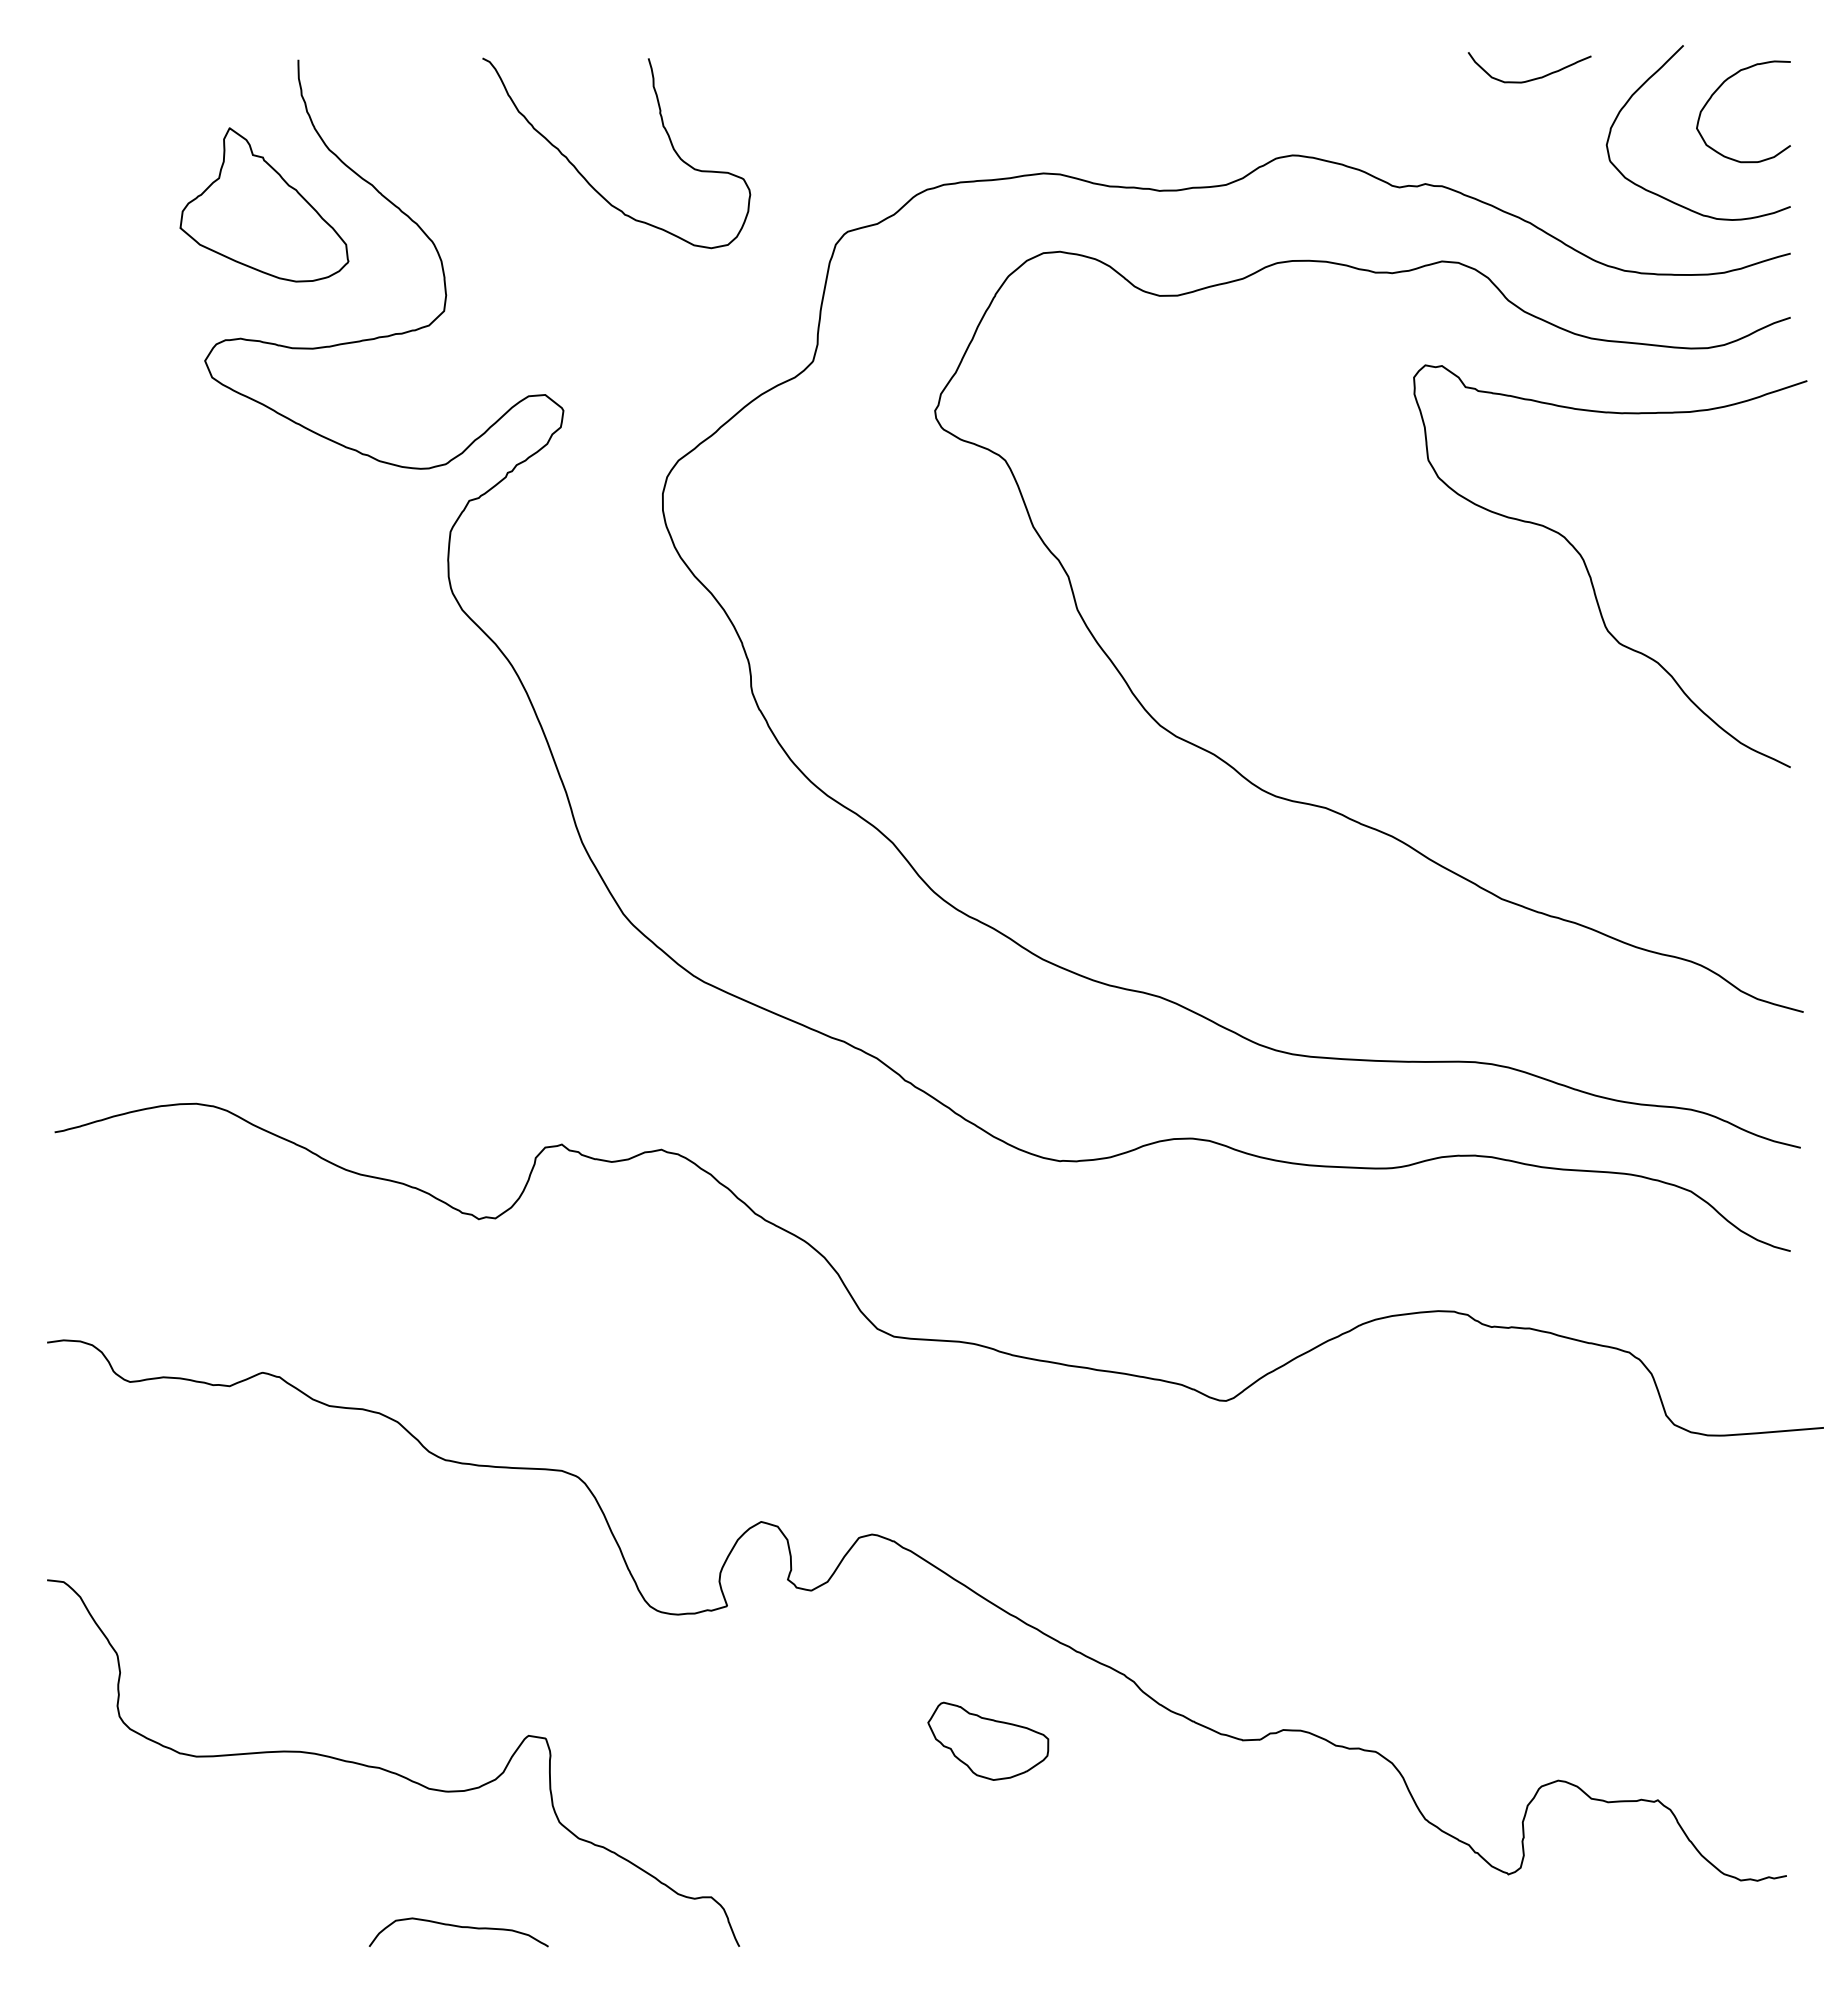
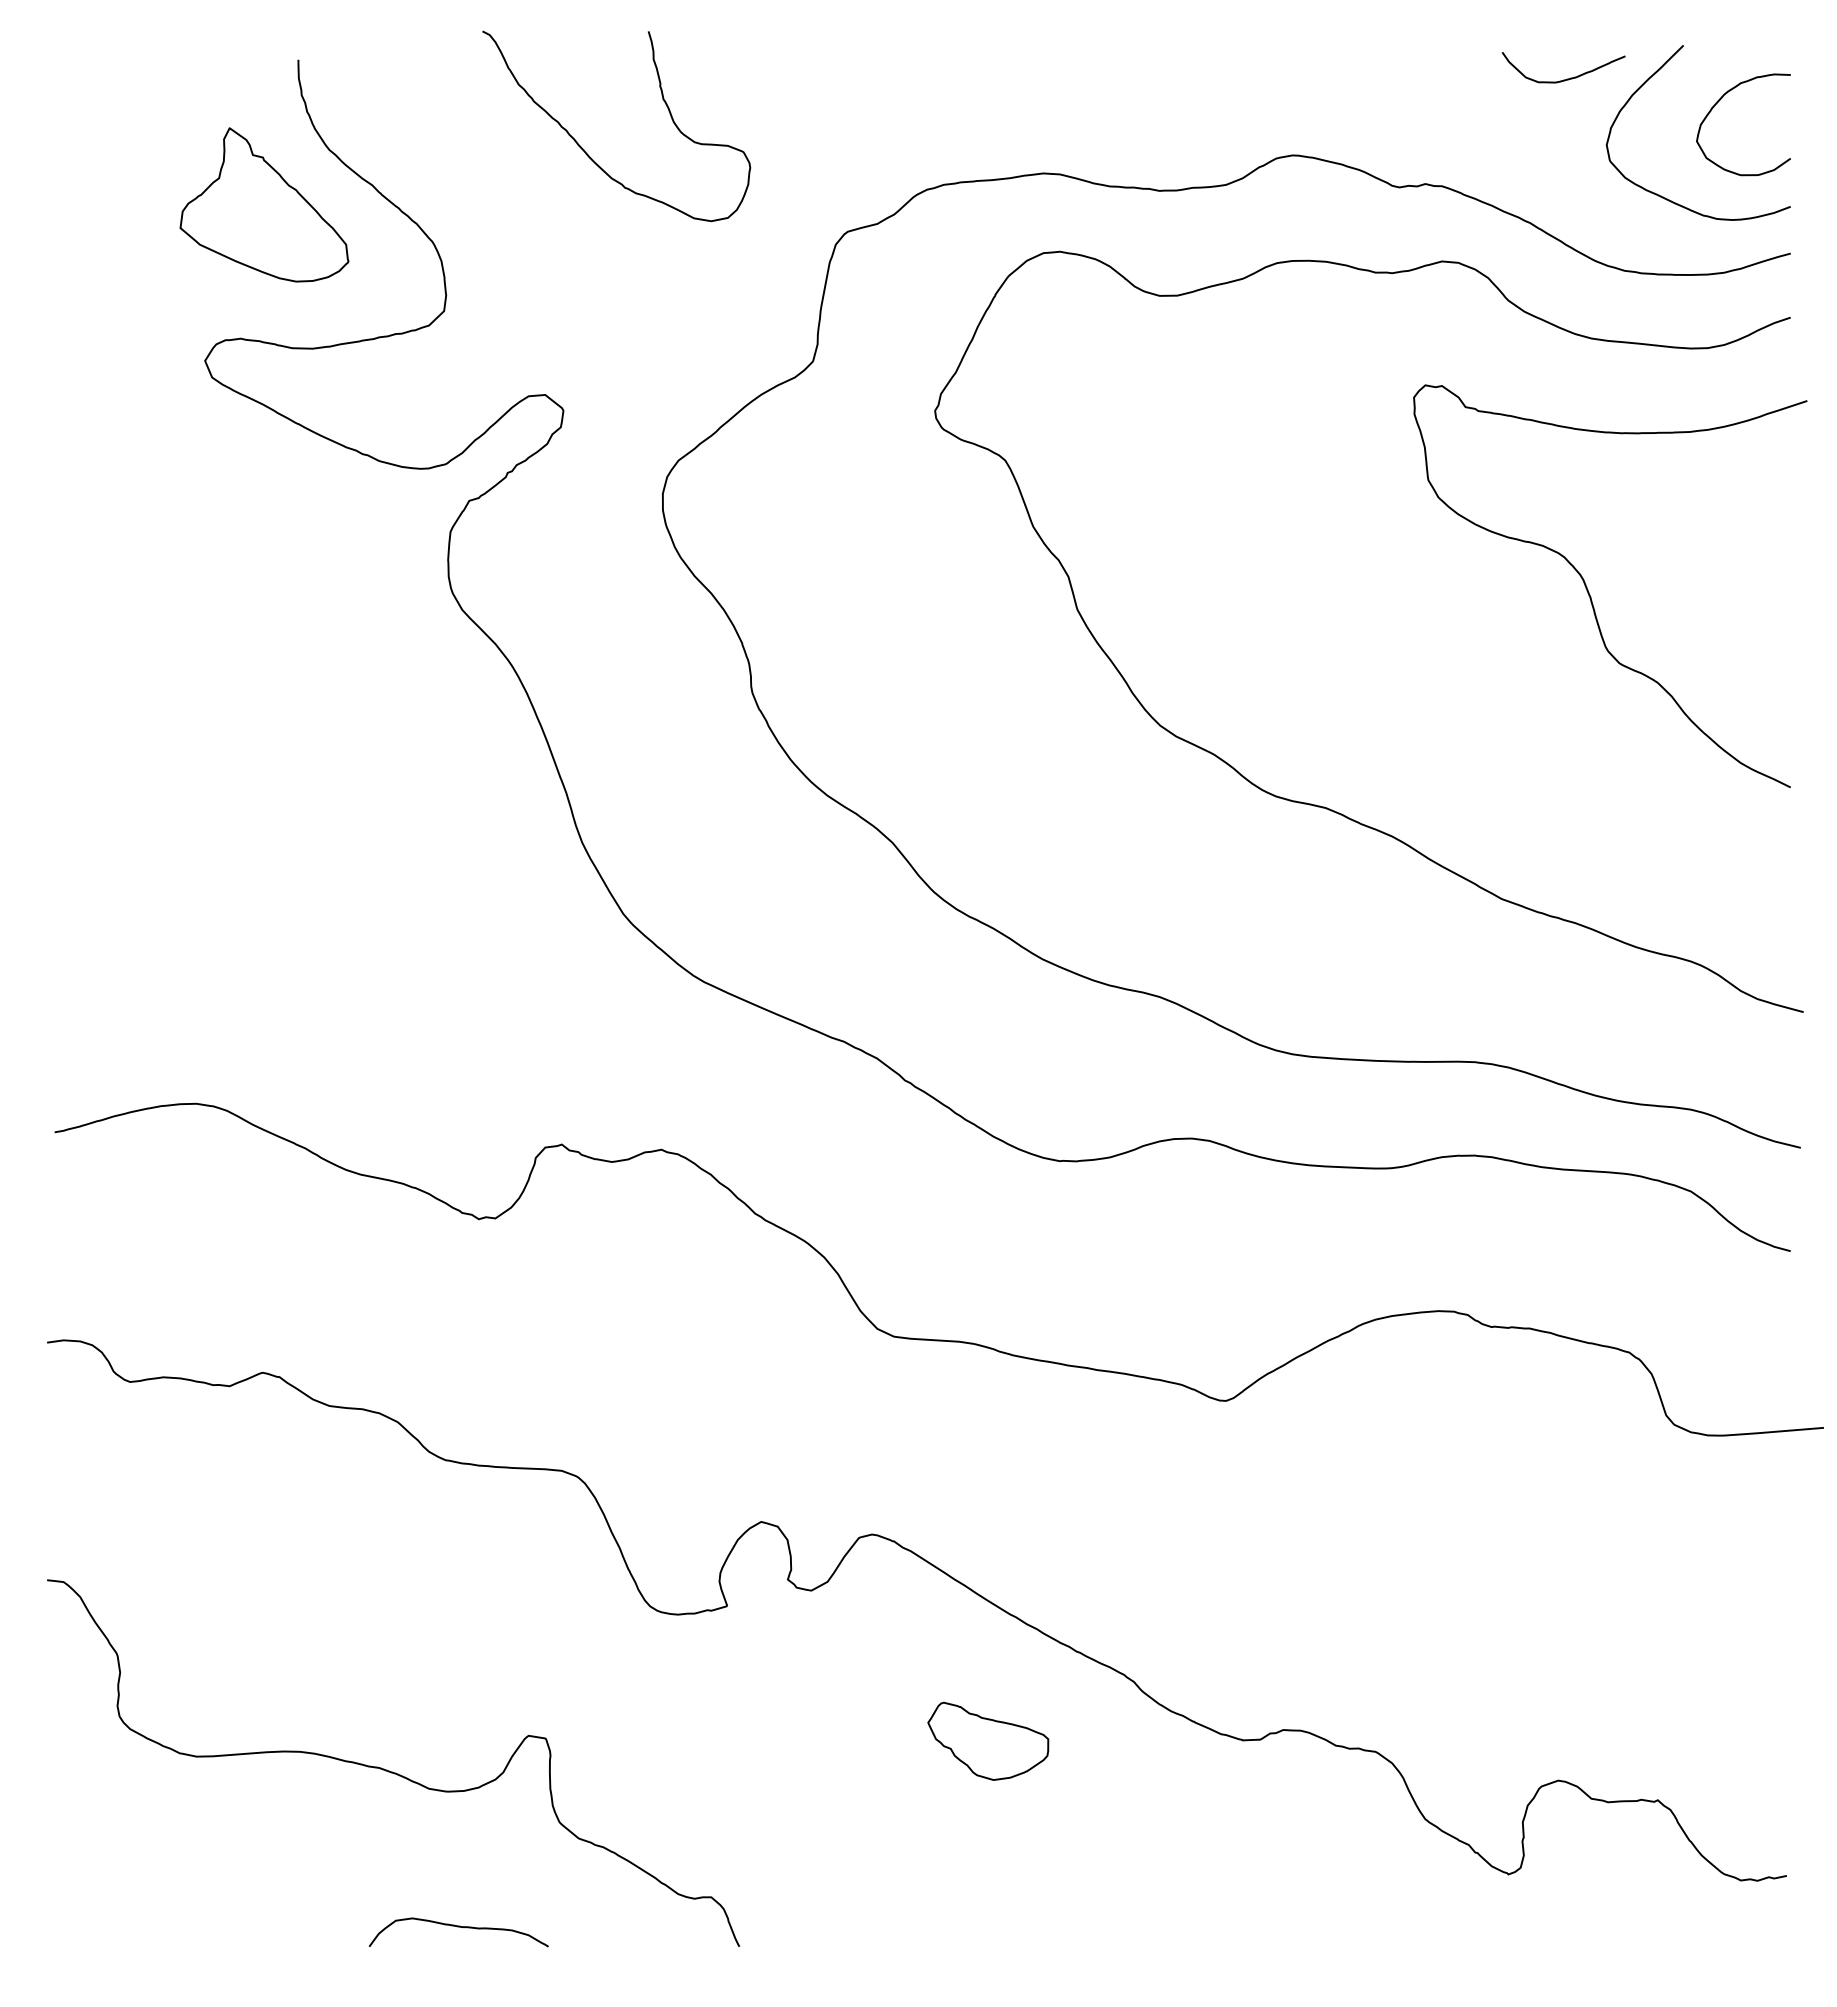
curve position: (1533, 78) -> (1567, 78) (1567, 78)
curve position: (1720, 87) -> (1720, 100) (1720, 100)
curve position: (584, 176) -> (584, 149) (584, 149)
curve position: (1590, 574) -> (1590, 594) (1590, 594)
